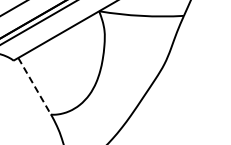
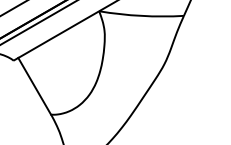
line: dashed -> solid (34, 86)
